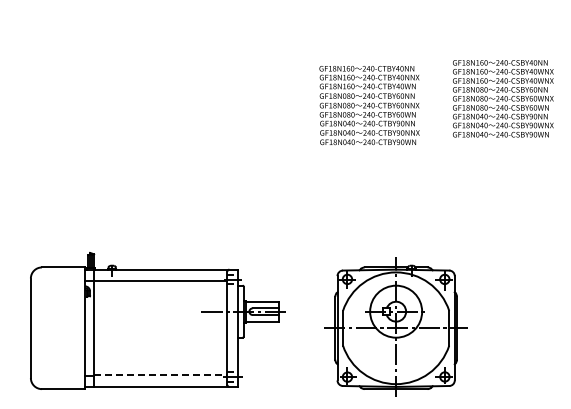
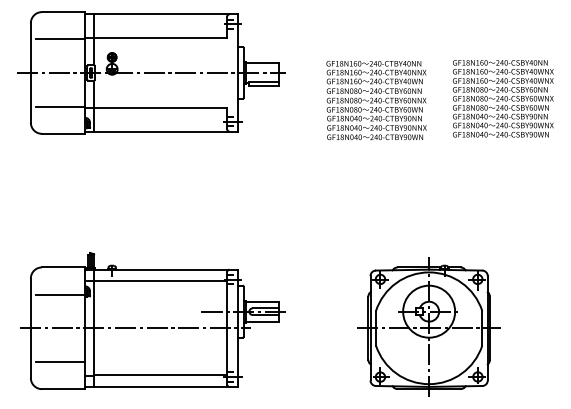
part: none -> present (151, 72)
text position: (369, 105) -> (376, 100) (376, 100)
line: none -> present (60, 294)
part position: (395, 326) -> (428, 326) (428, 326)
line: none -> present (135, 328)
line: none -> present (60, 362)
line: dashed -> solid (161, 375)
